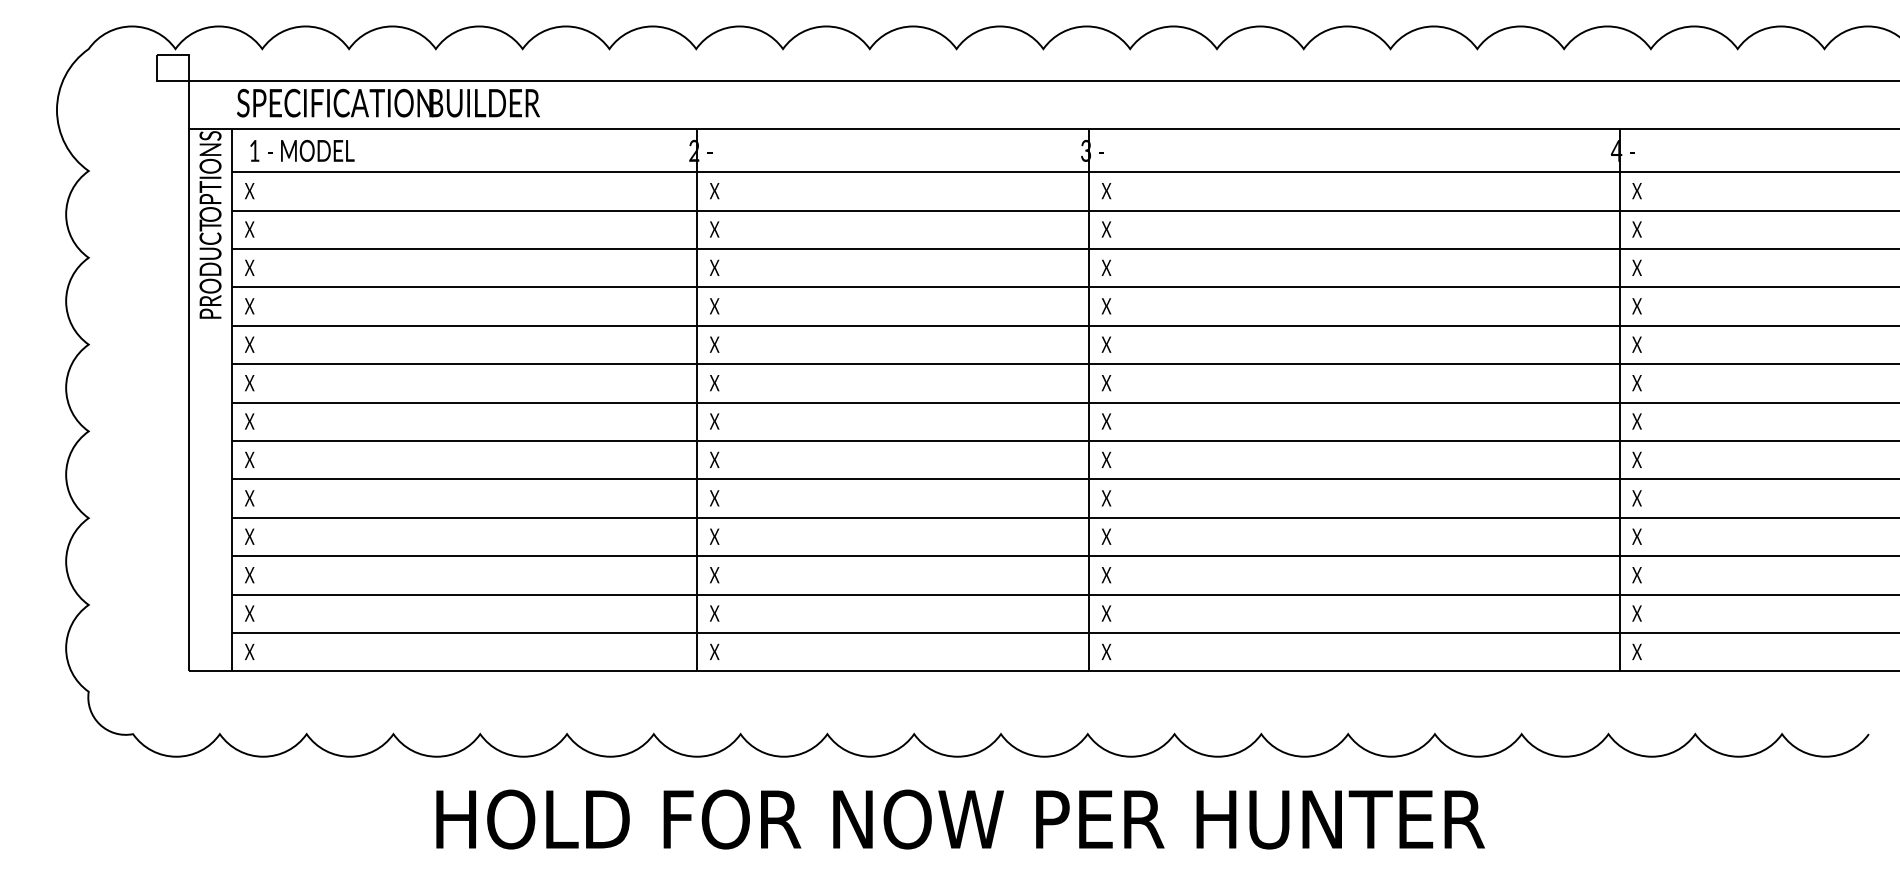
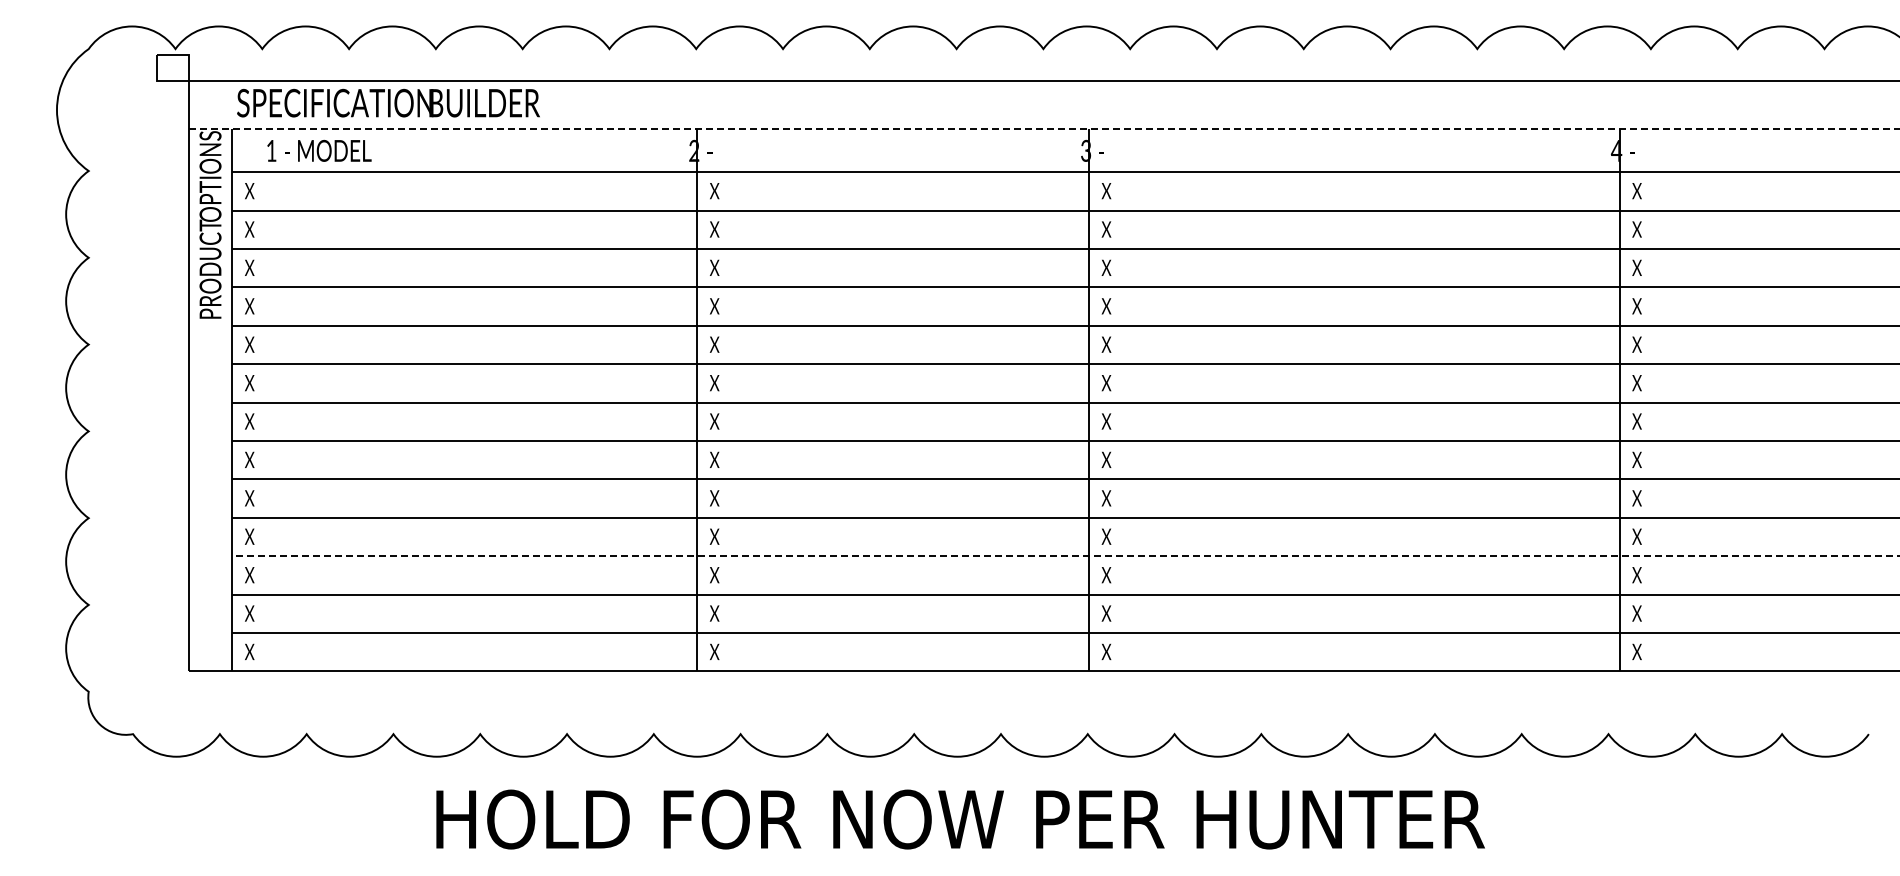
line: solid -> dashed (1044, 128)
text position: (302, 150) -> (319, 150) (319, 150)
line: solid -> dashed (1065, 556)
